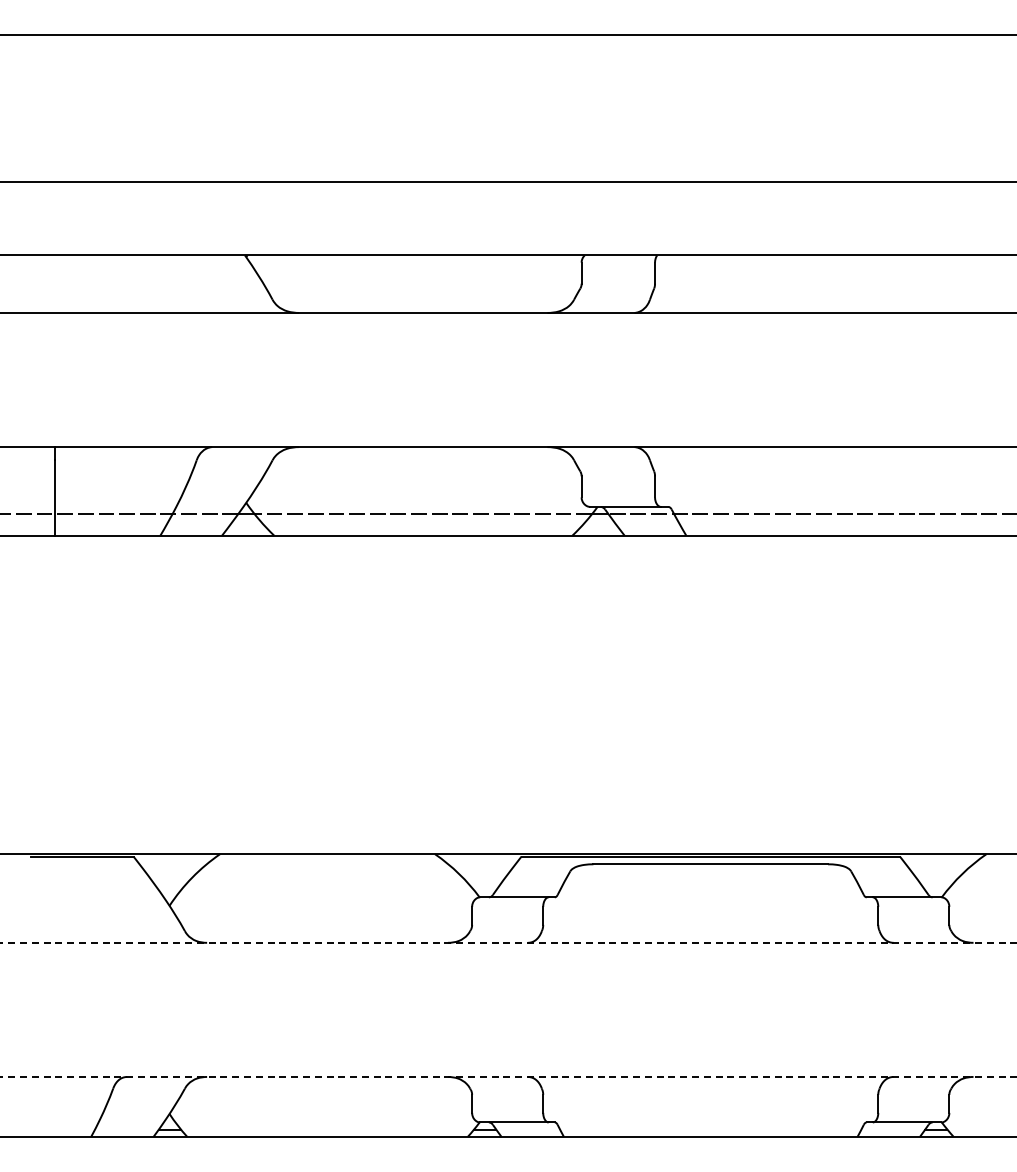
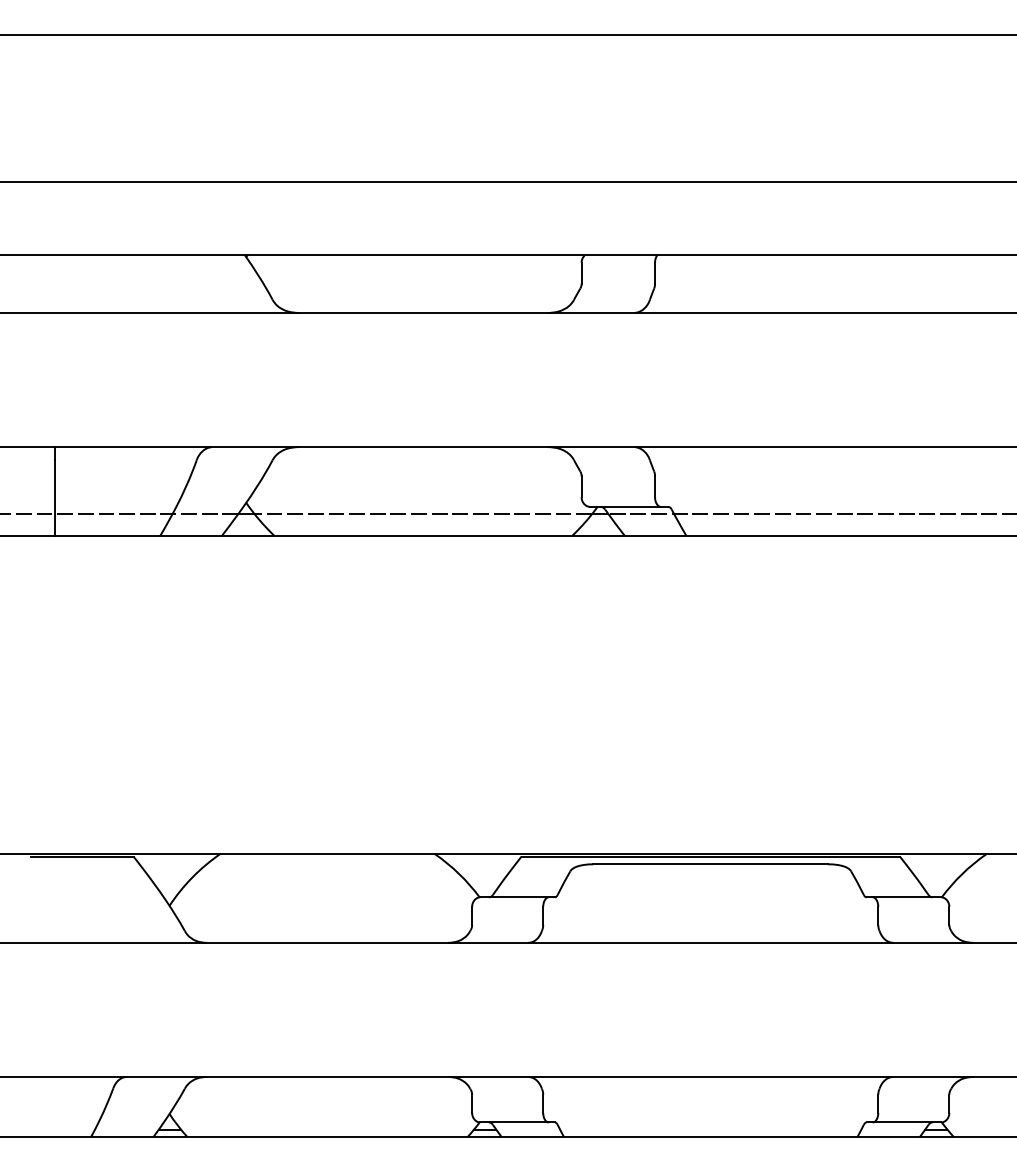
line: dashed -> solid (508, 942)
line: dashed -> solid (508, 1076)
